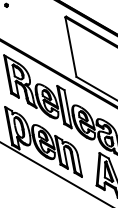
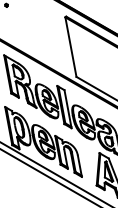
line: none -> present (49, 177)
